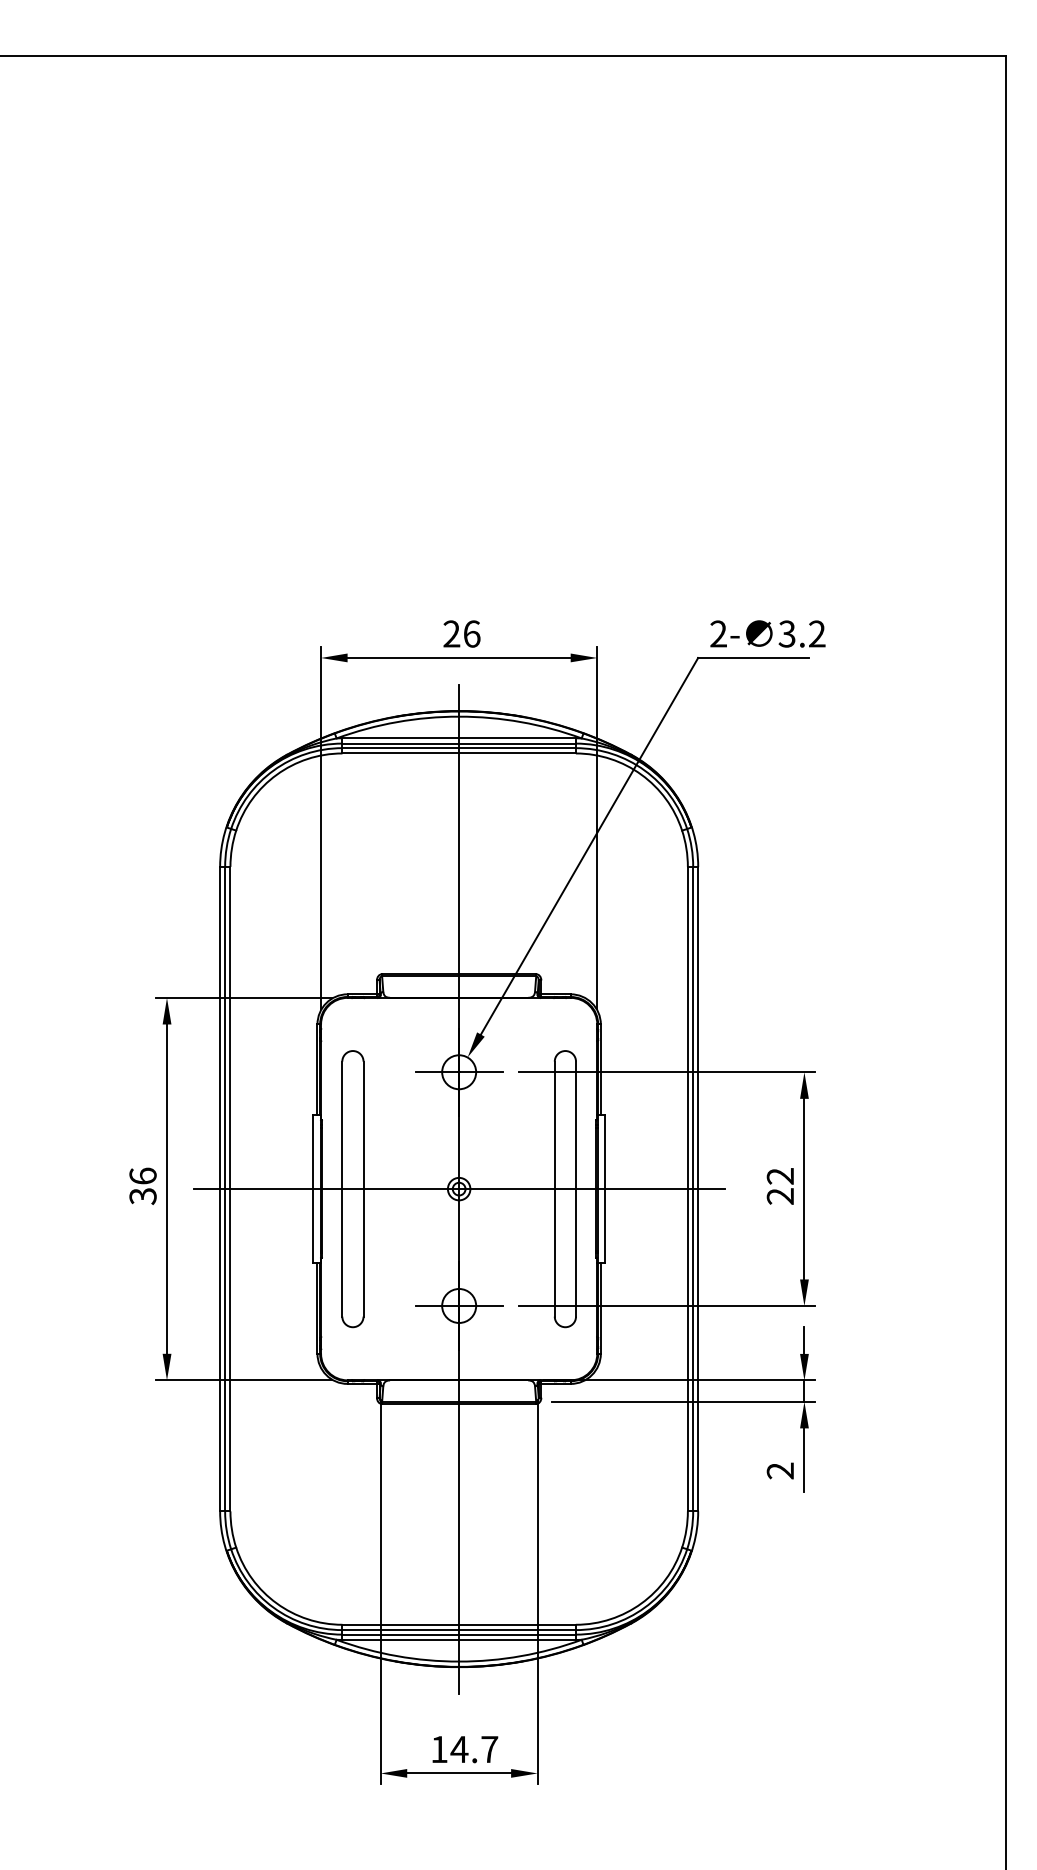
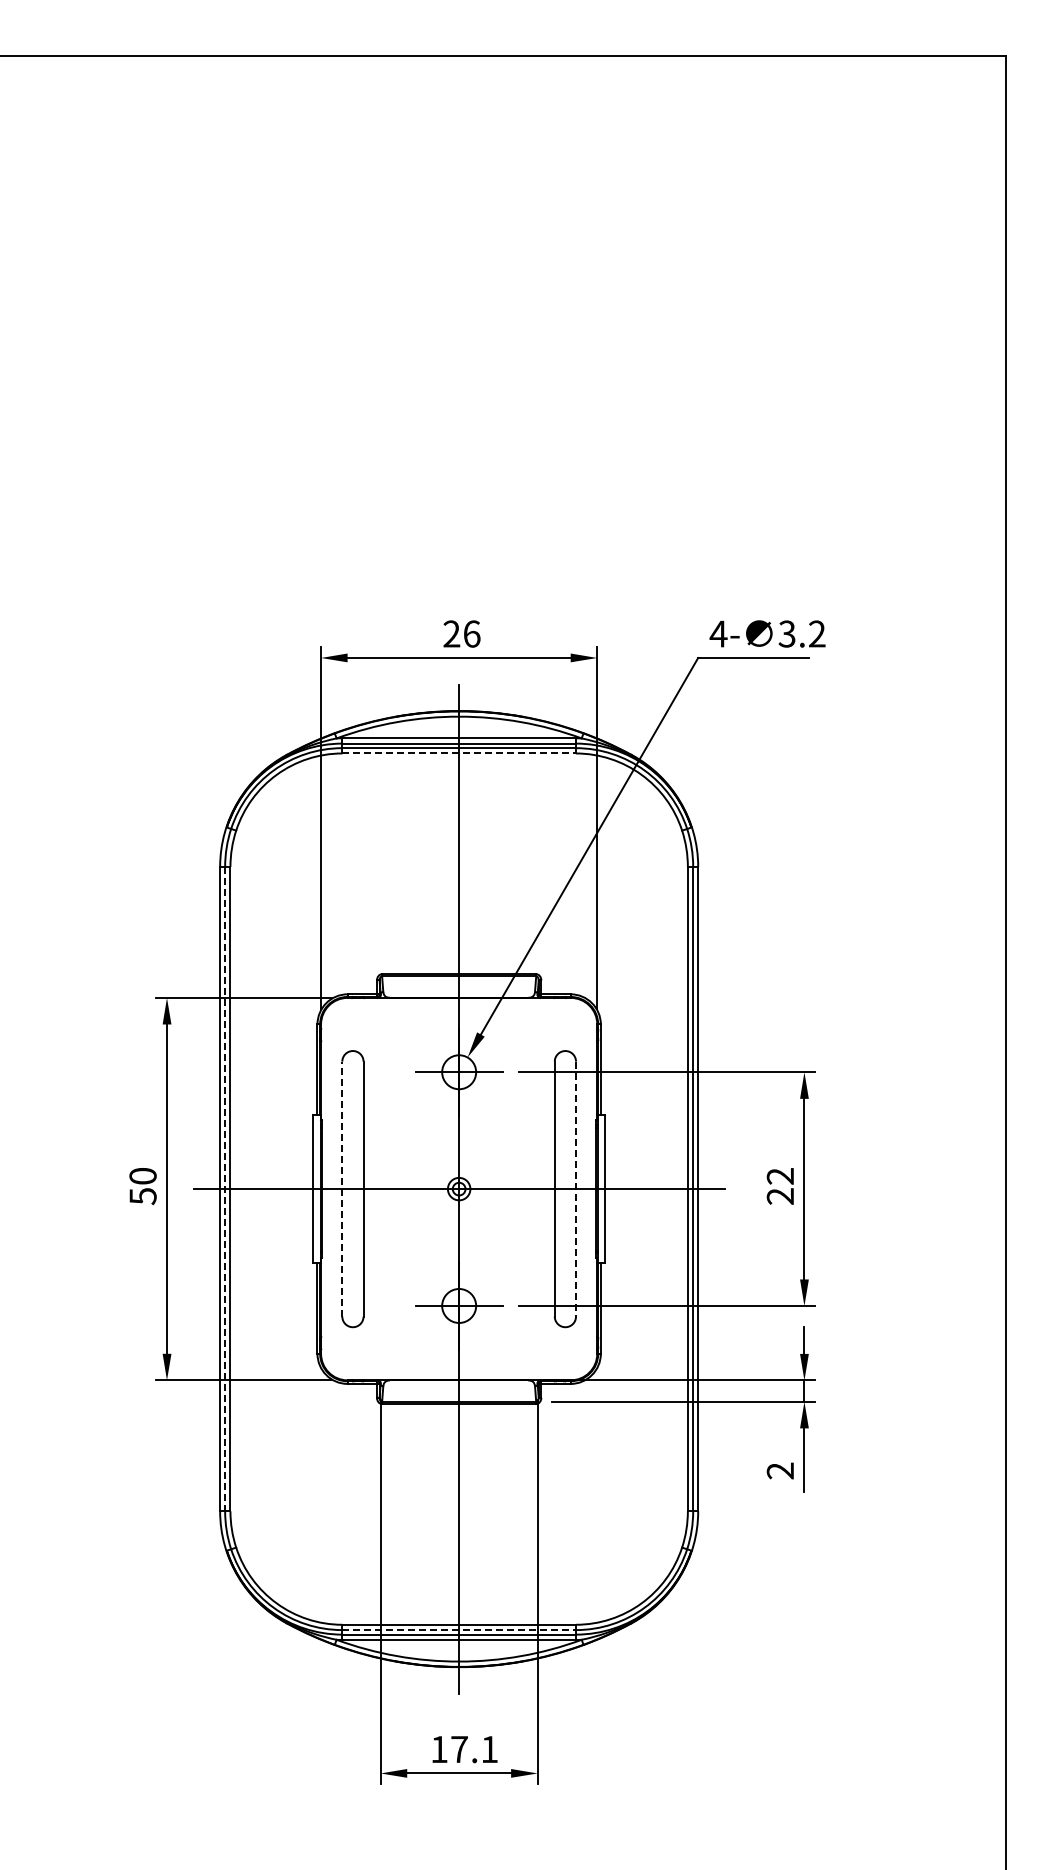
text: 2- -> 4- (718, 633)
line: solid -> dashed (459, 753)
text: 36 -> 50 (142, 1185)
line: solid -> dashed (342, 1188)
line: solid -> dashed (225, 1189)
line: solid -> dashed (576, 1189)
line: solid -> dashed (459, 1630)
text: 14.7 -> 17.1 (474, 1749)
